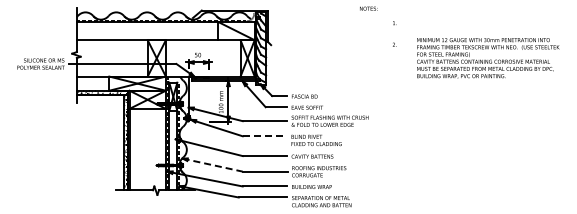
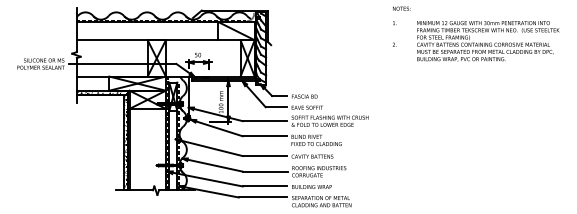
text position: (368, 8) -> (401, 8) (401, 8)
text position: (488, 58) -> (488, 41) (488, 41)
line: dashed -> solid (265, 136)
line: dashed -> solid (212, 165)
